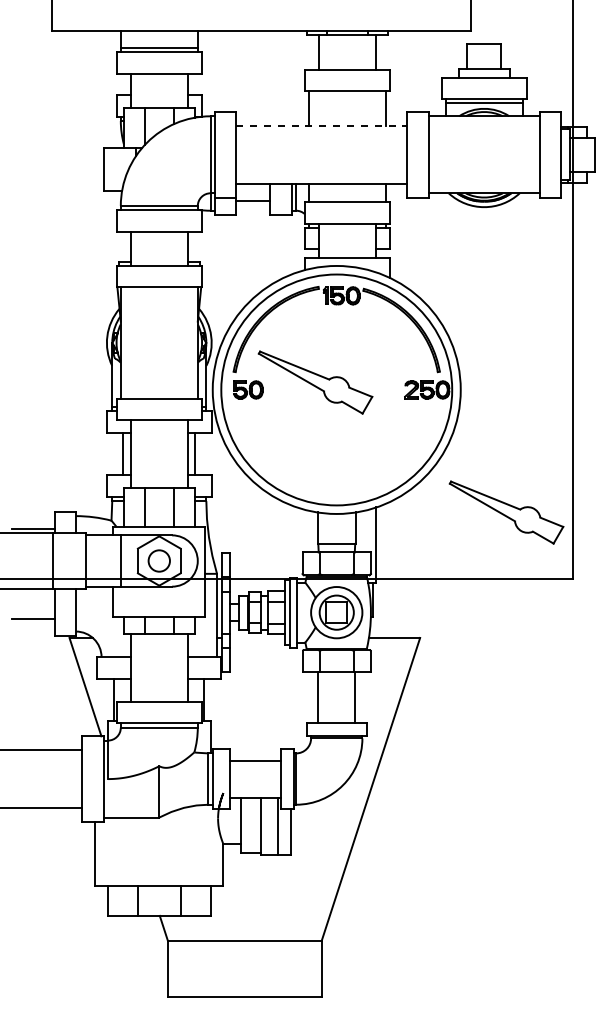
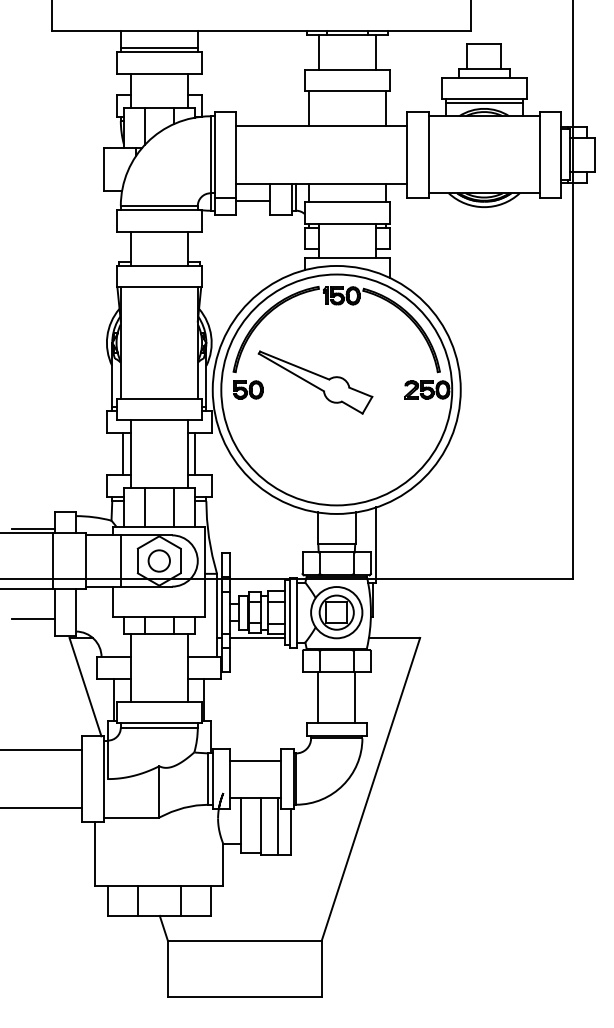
line: dashed -> solid (321, 126)
part: present -> none (506, 512)
line: none -> present (257, 637)
